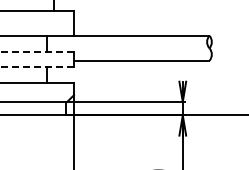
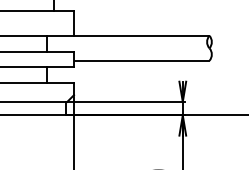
line: dashed -> solid (37, 52)
line: dashed -> solid (37, 66)
